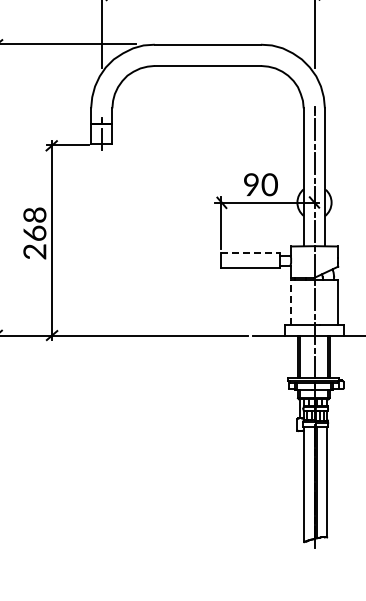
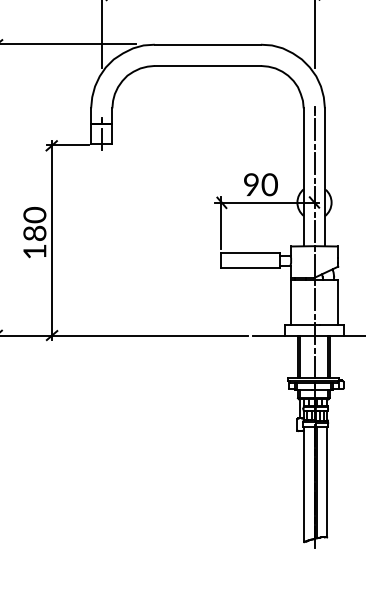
text: 268 -> 180 (34, 232)
line: dashed -> solid (251, 253)
line: dashed -> solid (290, 302)
